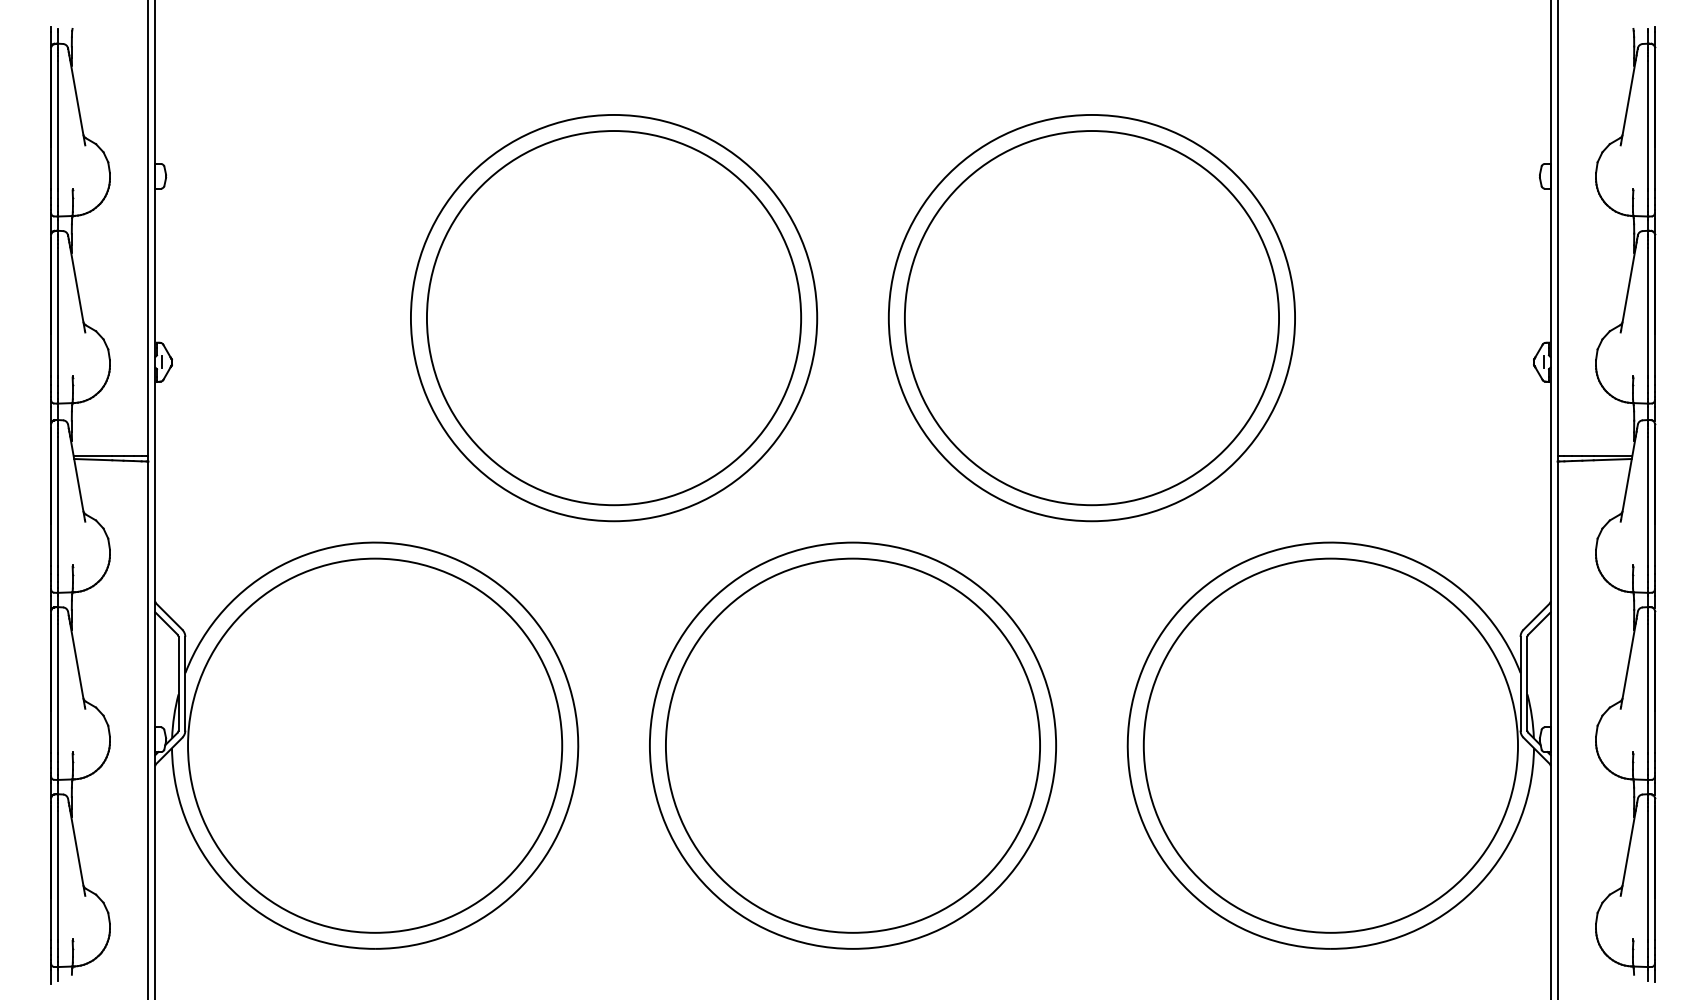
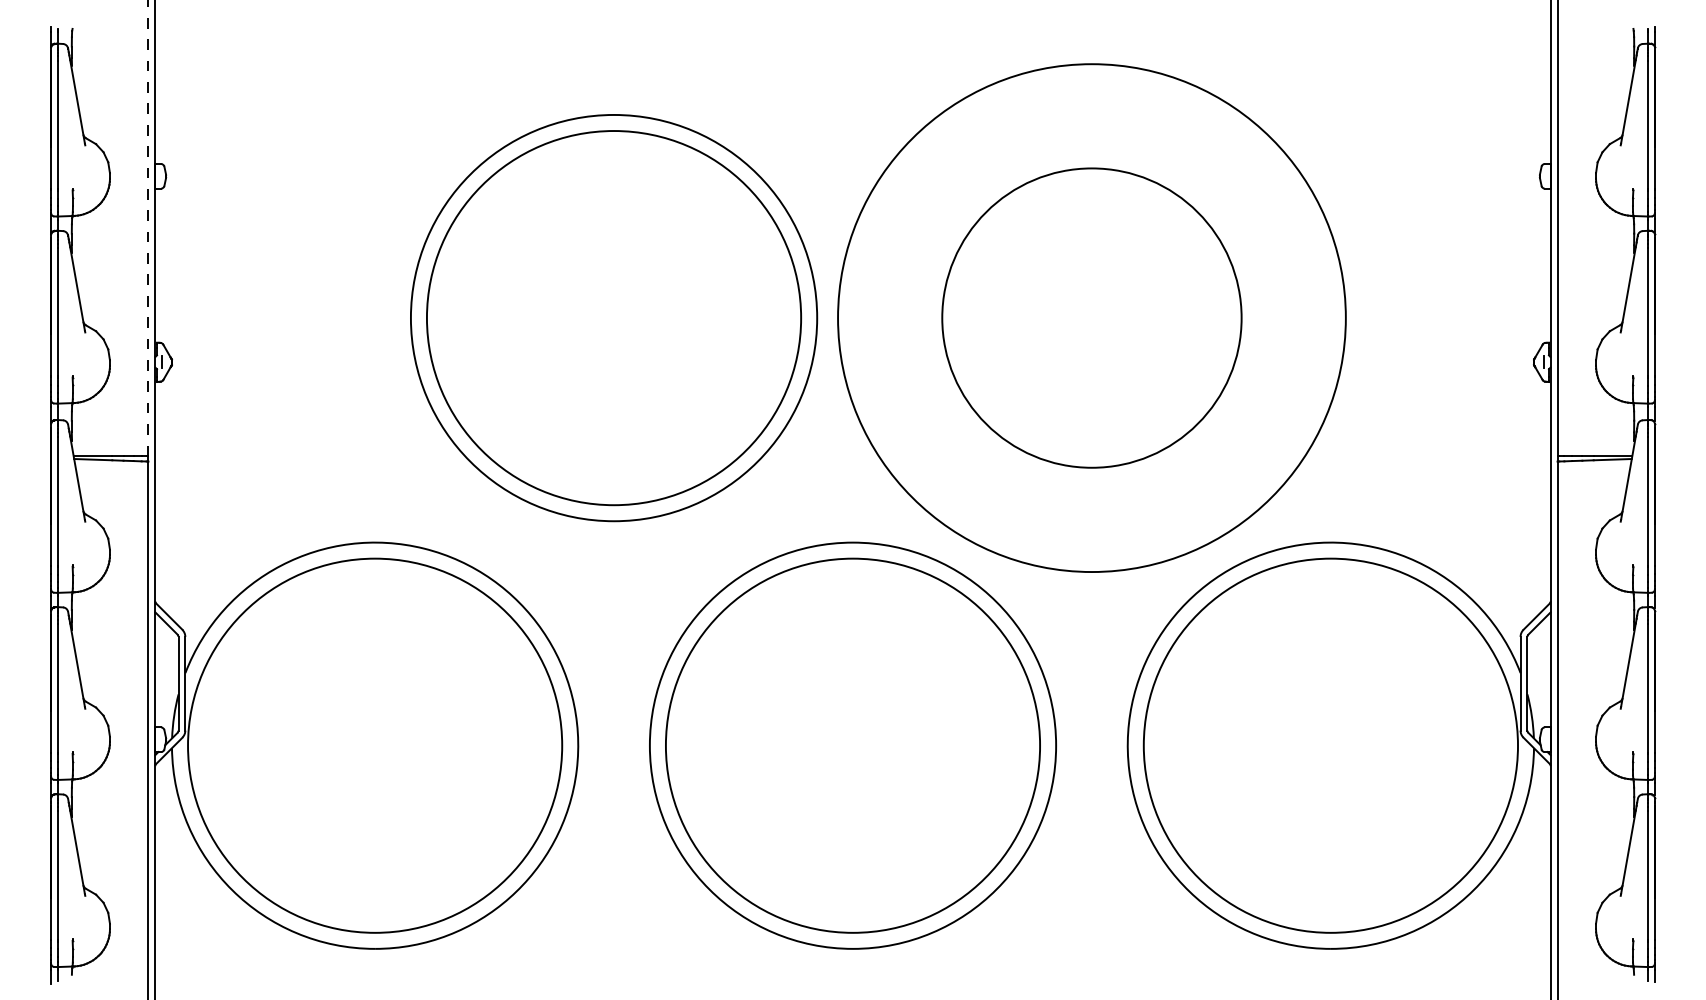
line: solid -> dashed (148, 228)
circle diameter: 406 px -> 508 px (1091, 318)
circle diameter: 374 px -> 299 px (1091, 317)
